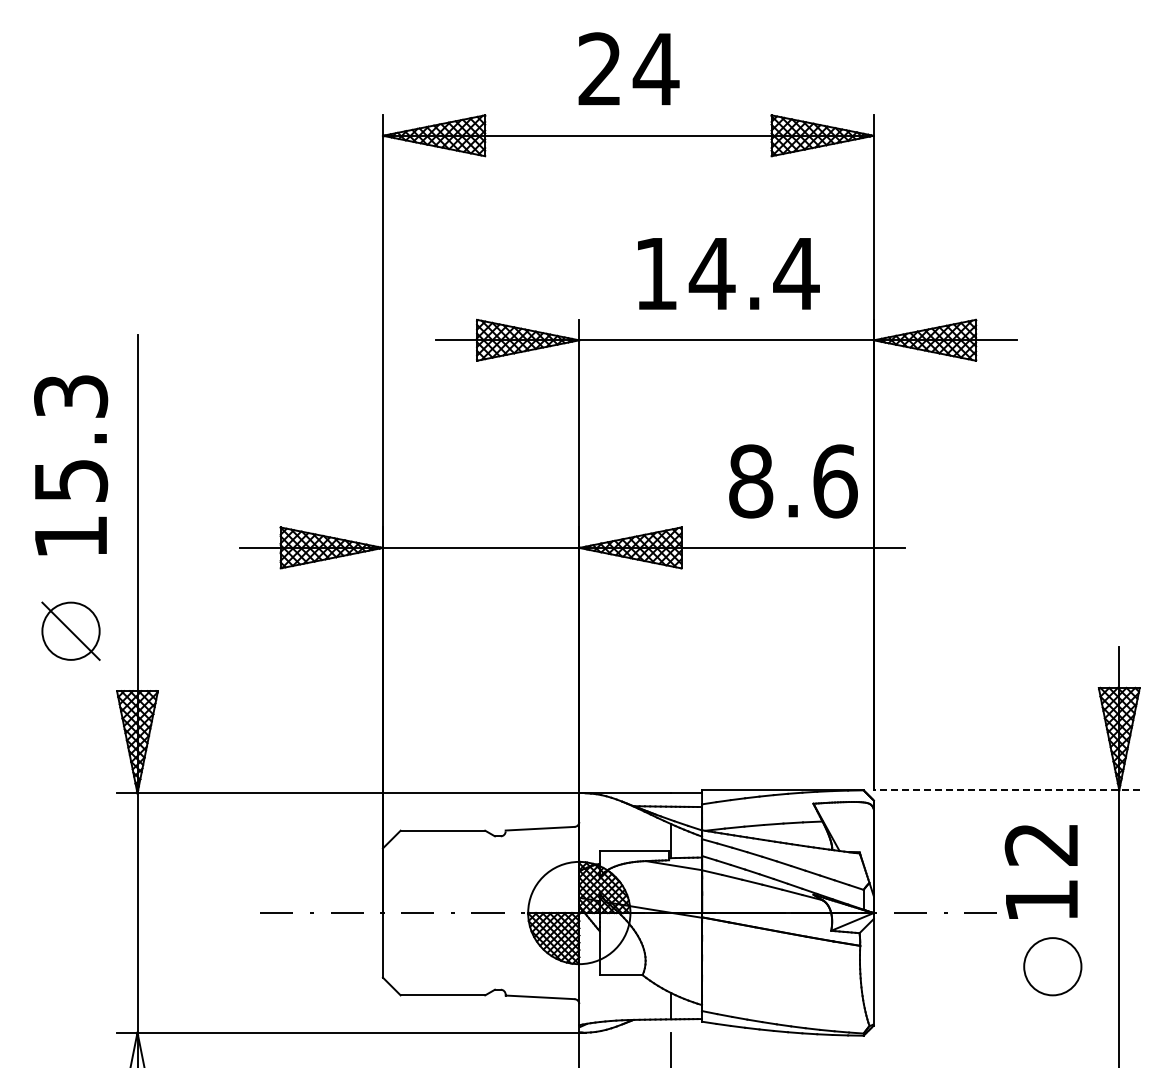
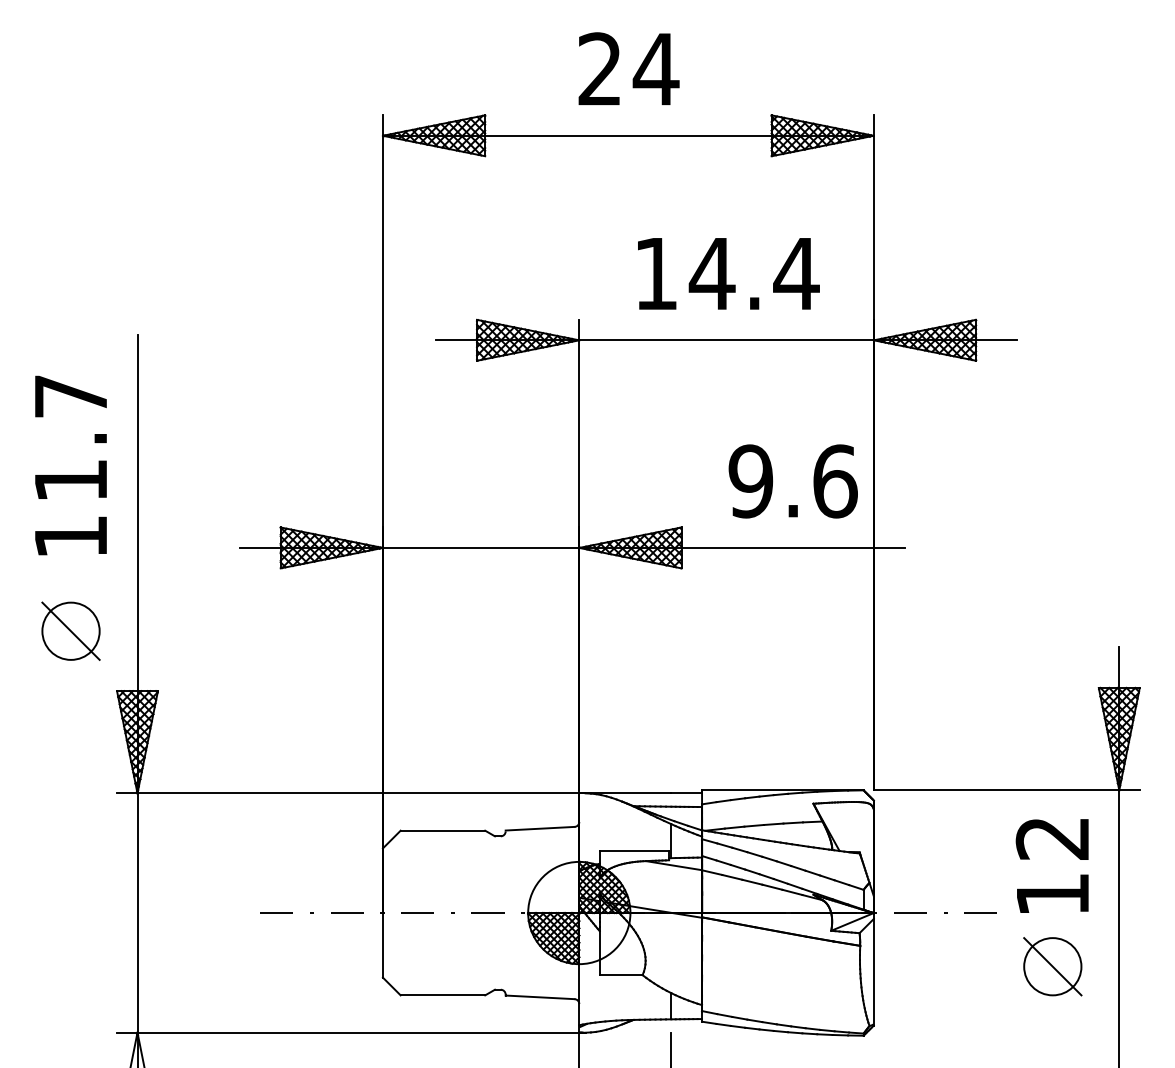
text: 15.3 -> 11.7 (71, 438)
text: 8.6 -> 9.6 (750, 481)
line: dashed -> solid (1006, 790)
text position: (1040, 871) -> (1051, 865) (1051, 865)
line: none -> present (1052, 966)
